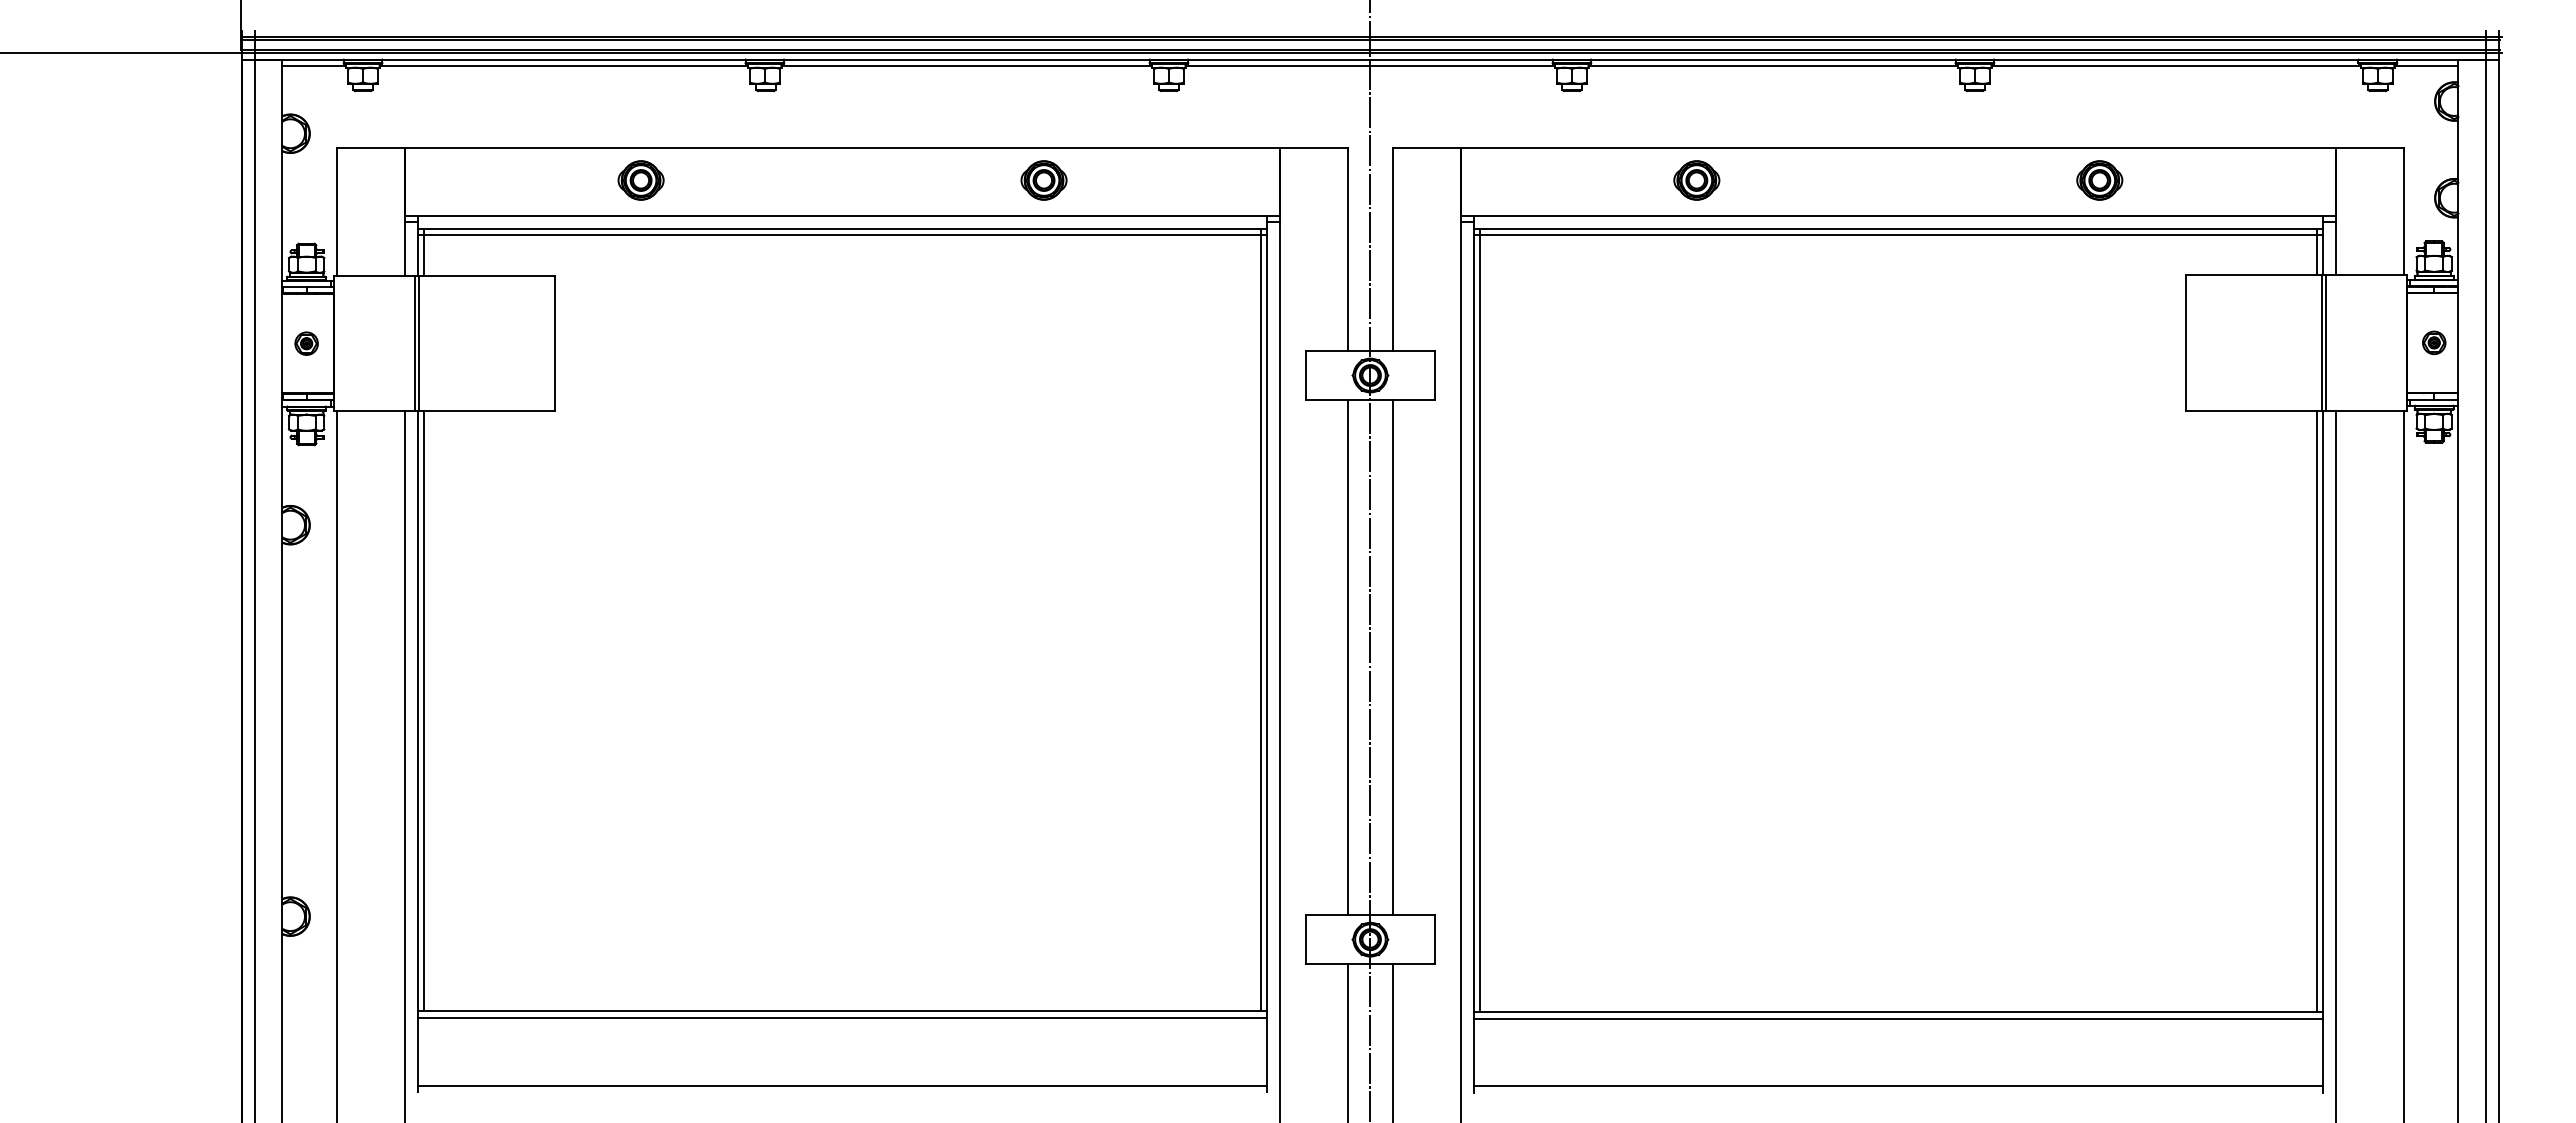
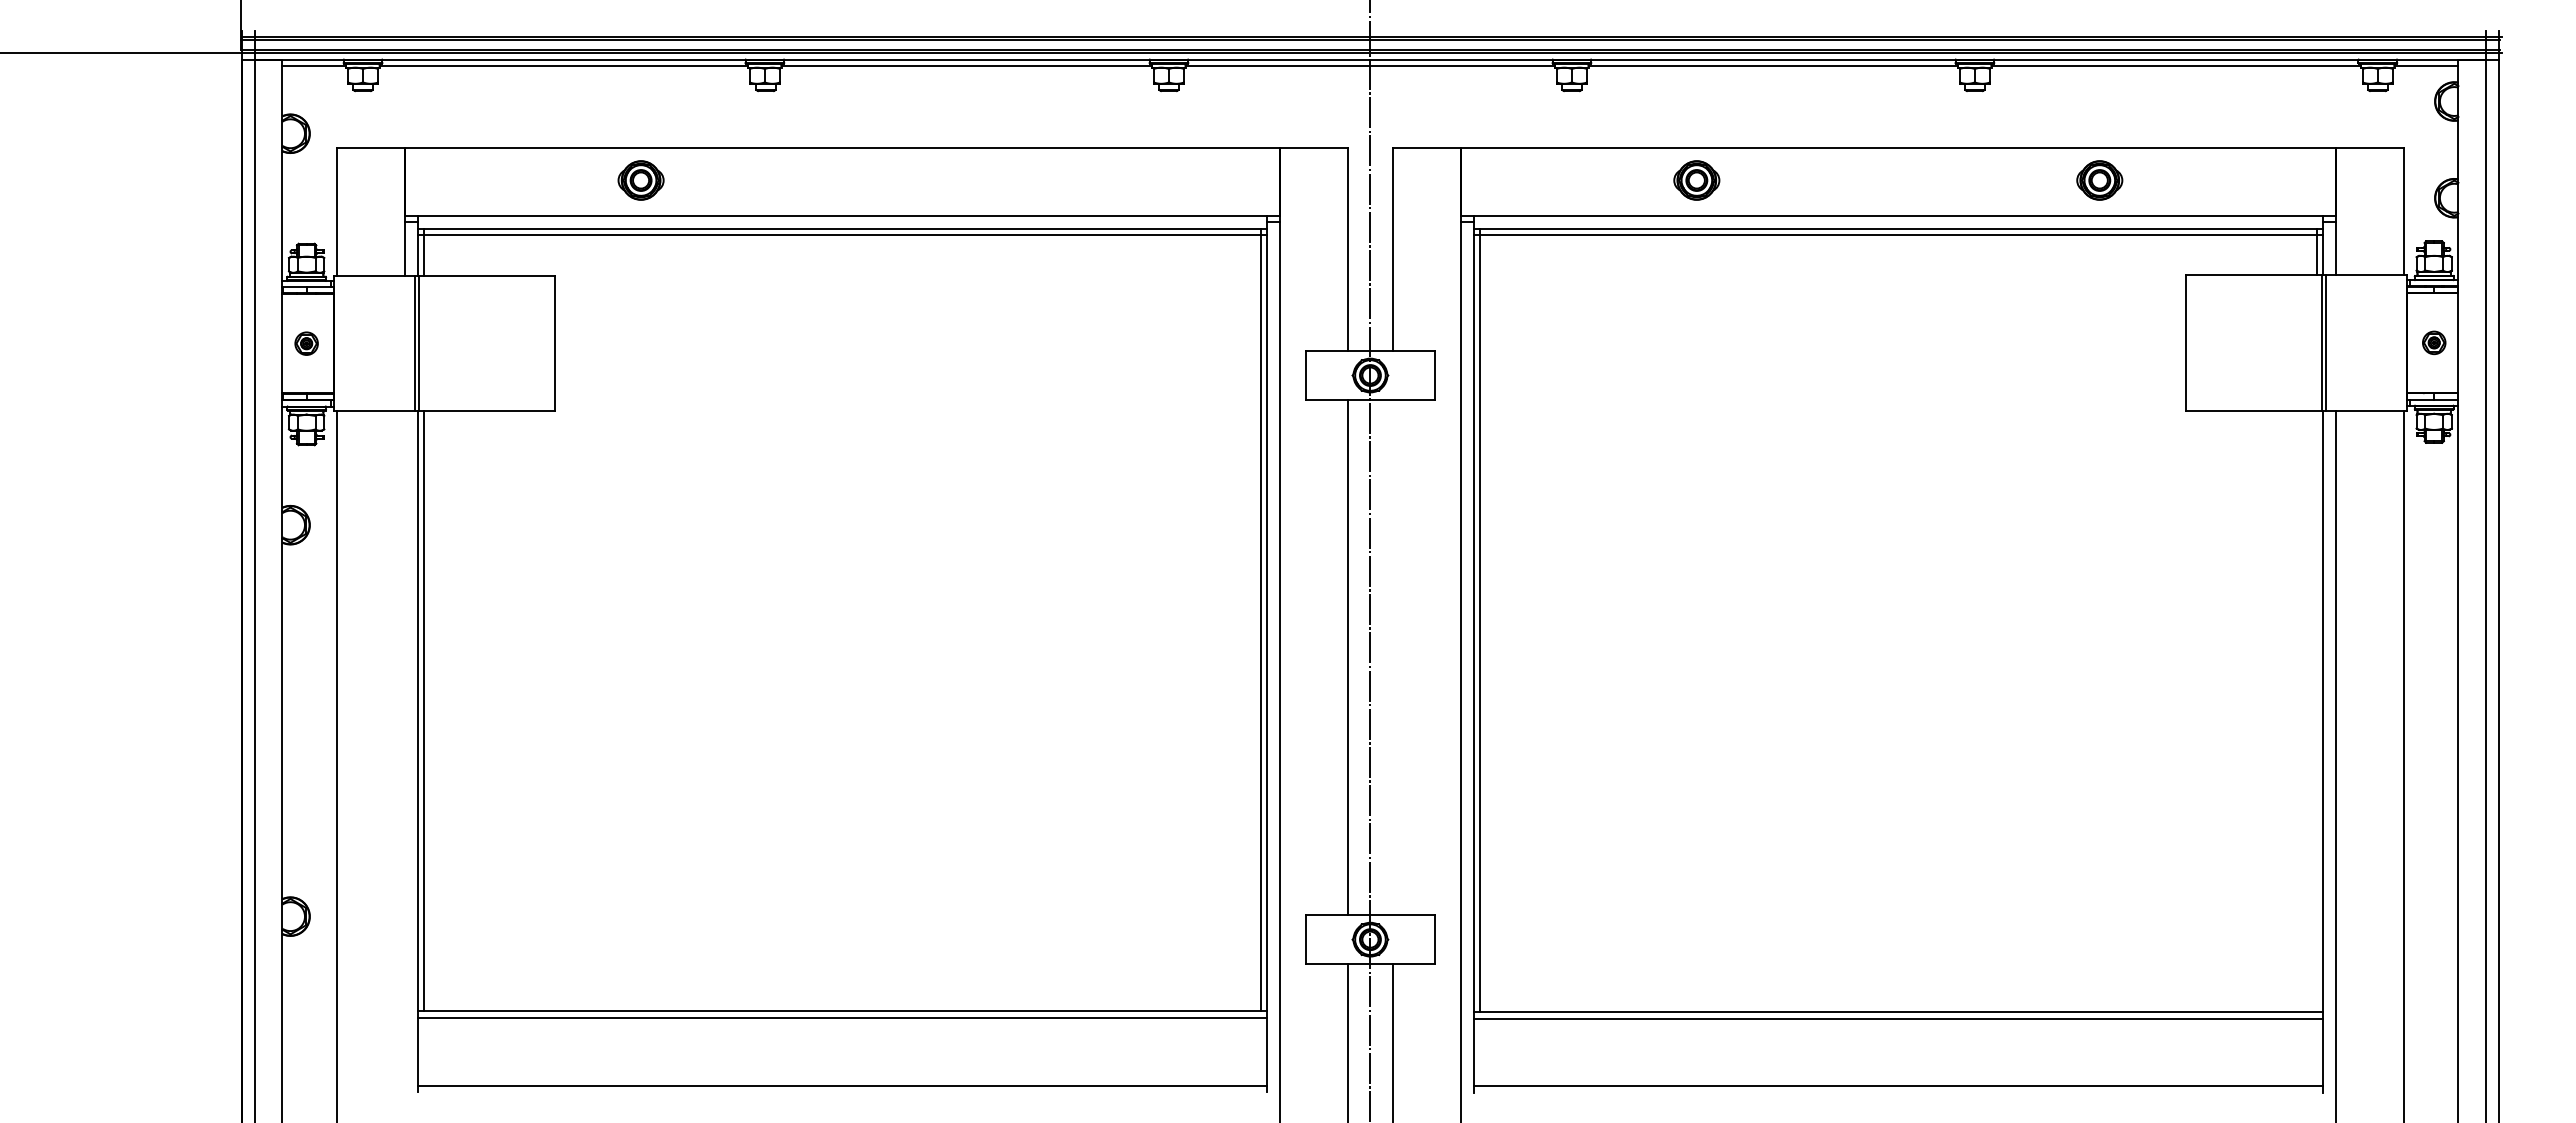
part: present -> none (1043, 180)
line: present -> none (1393, 657)
line: present -> none (2316, 711)
line: present -> none (404, 765)
